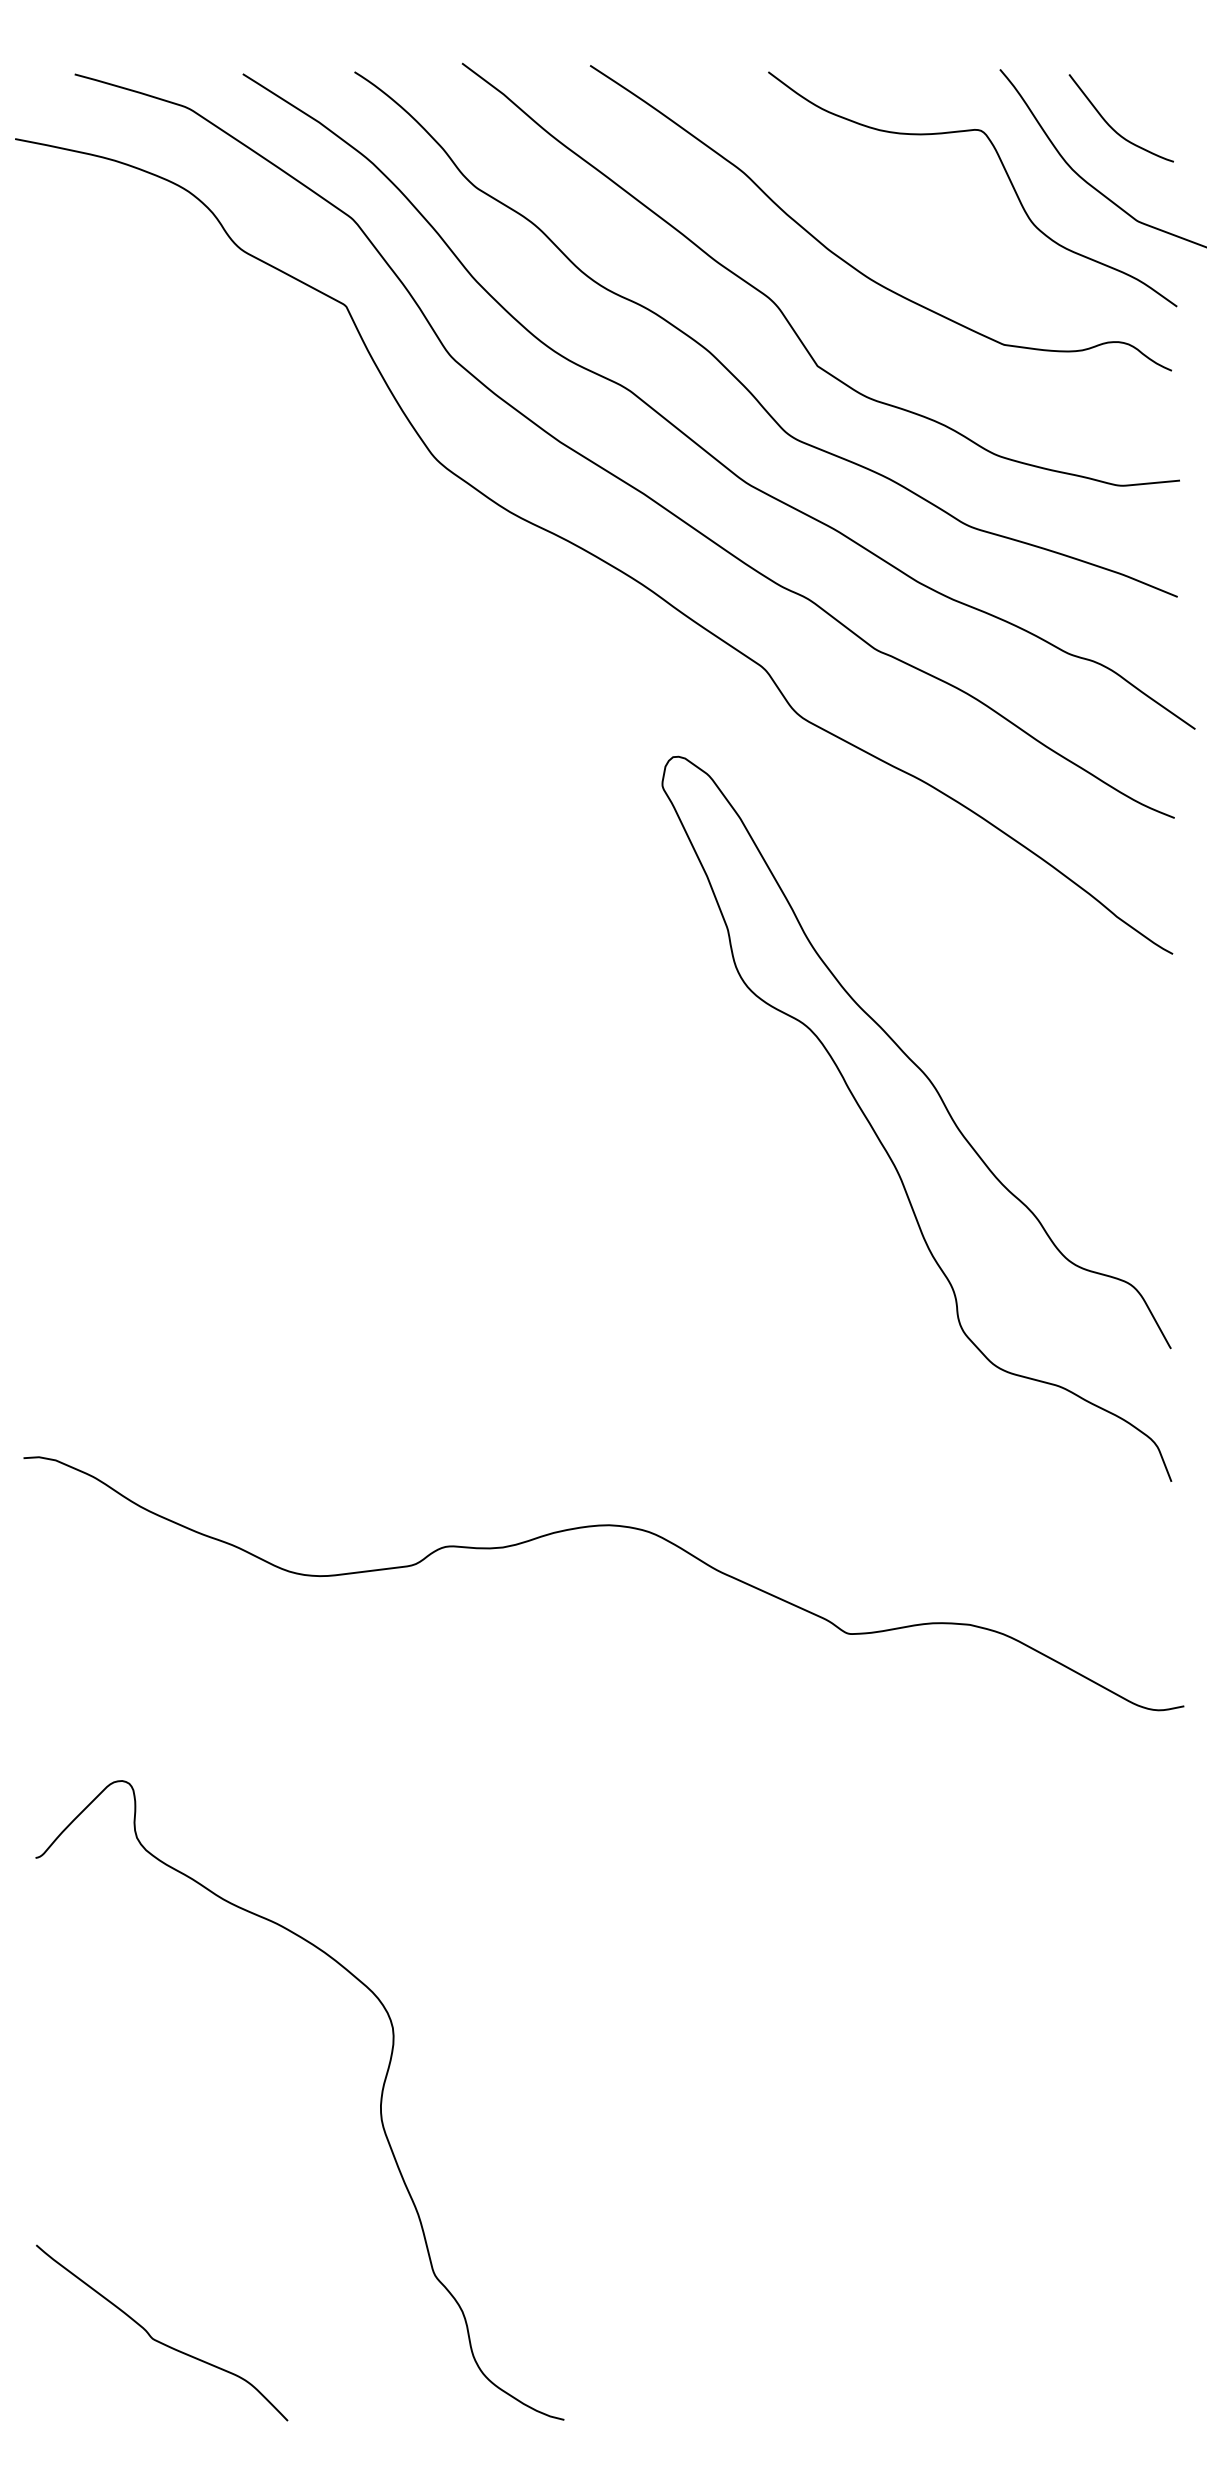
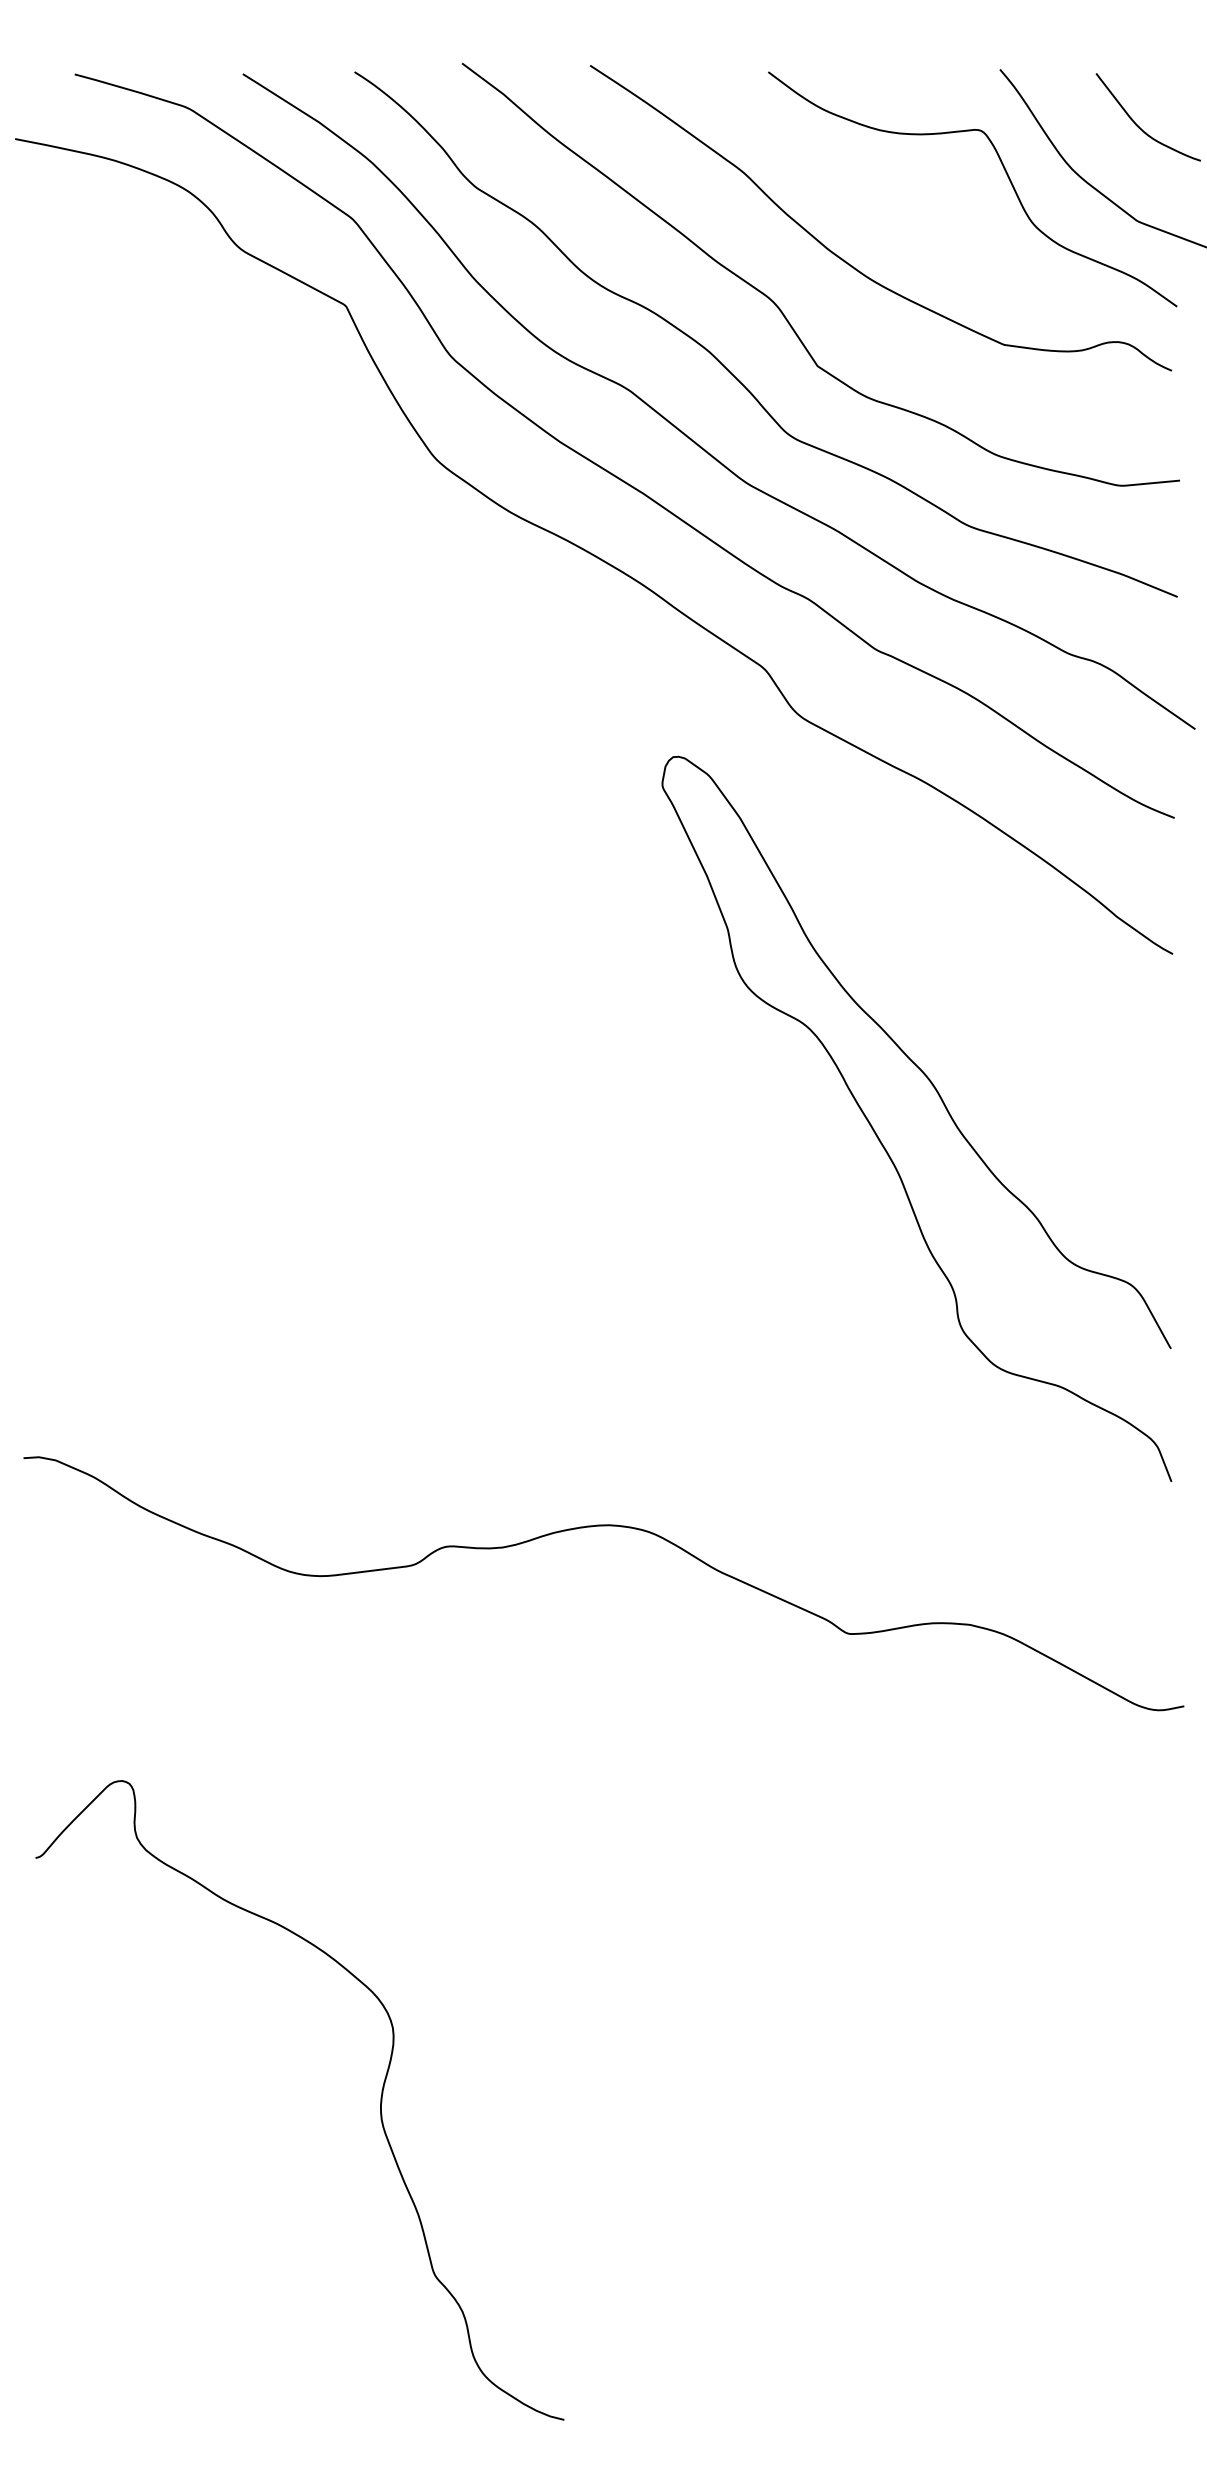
curve position: (1111, 126) -> (1138, 125) (1138, 125)
curve: present -> none (158, 2340)
